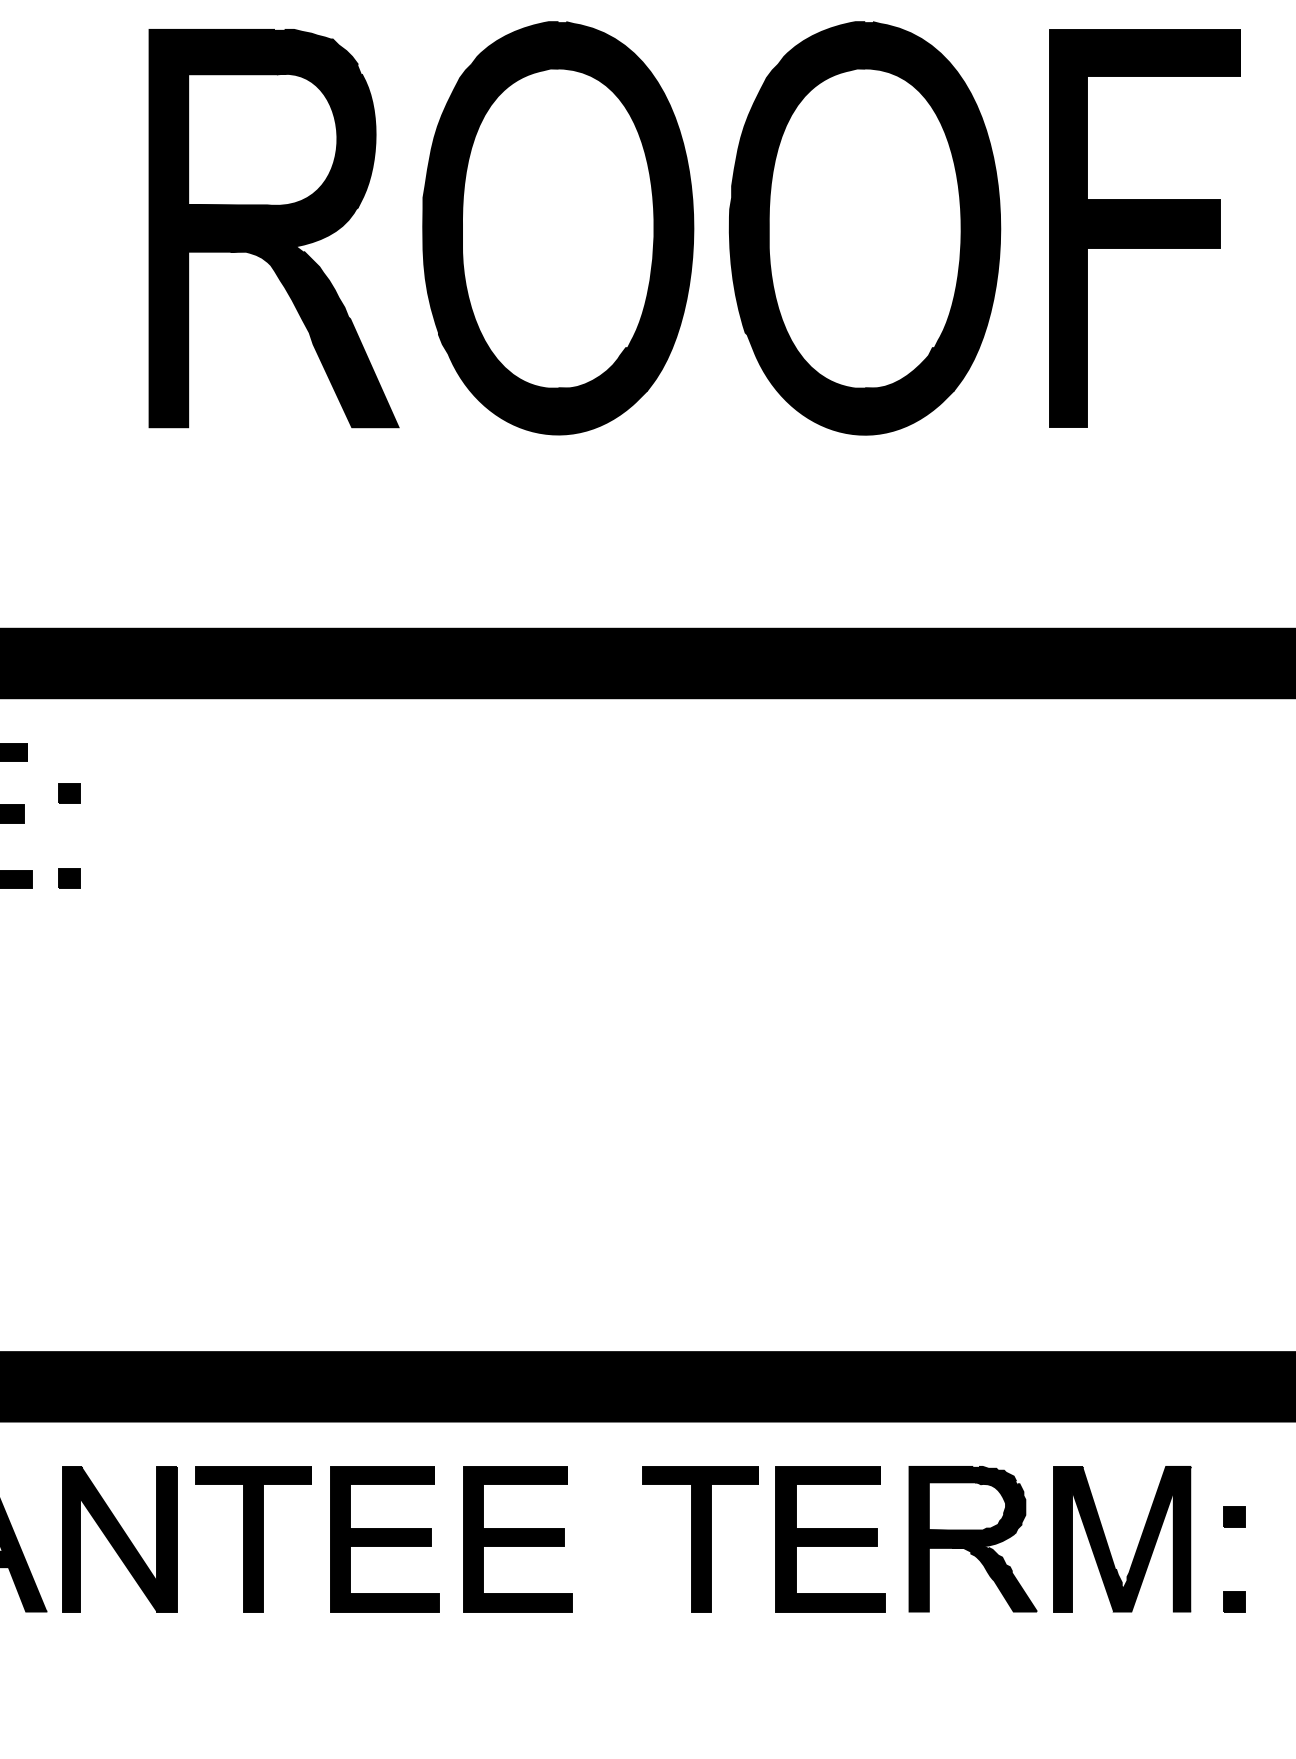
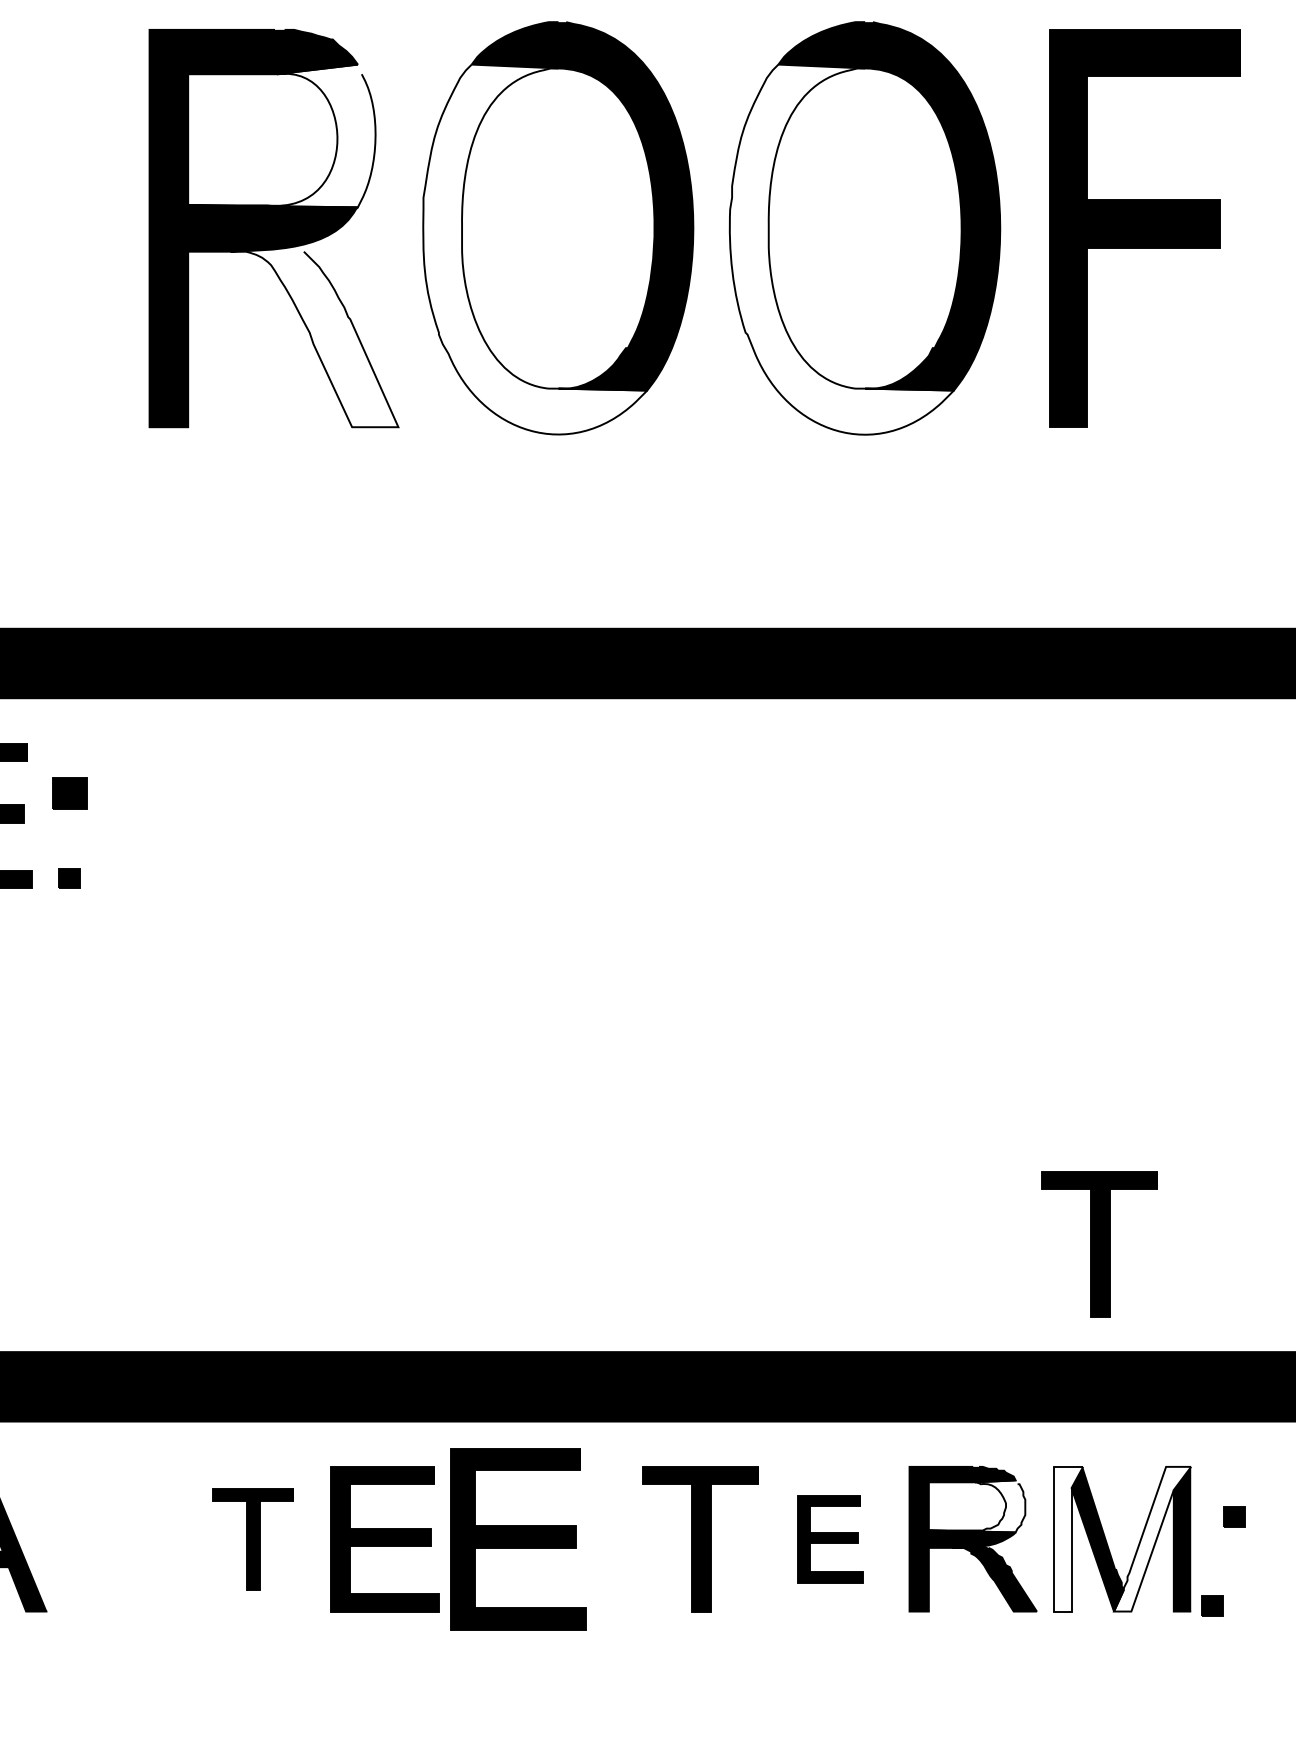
fill: present -> none (281, 135)
fill: present -> none (535, 249)
fill: present -> none (841, 249)
fill: present -> none (314, 336)
part size: 23x21 px -> 36x33 px (69, 793)
part: none -> present (1099, 1244)
fill: present -> none (976, 1506)
fill: present -> none (1068, 1538)
fill: present -> none (1152, 1538)
part: present -> none (119, 1539)
part size: 117x147 px -> 82x103 px (252, 1539)
part size: 110x147 px -> 137x183 px (518, 1539)
part size: 111x147 px -> 67x89 px (830, 1539)
part position: (1234, 1601) -> (1212, 1605) (1212, 1605)
